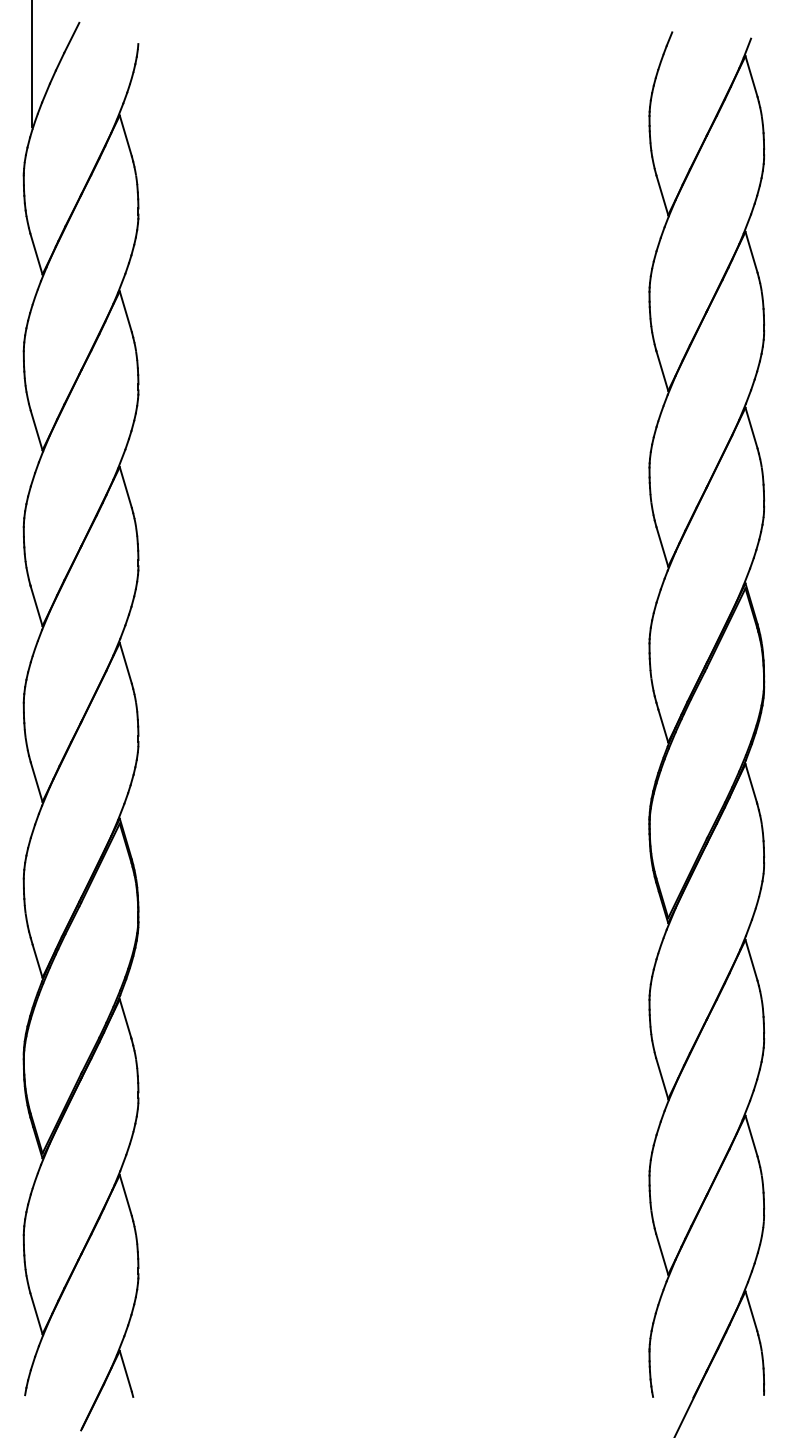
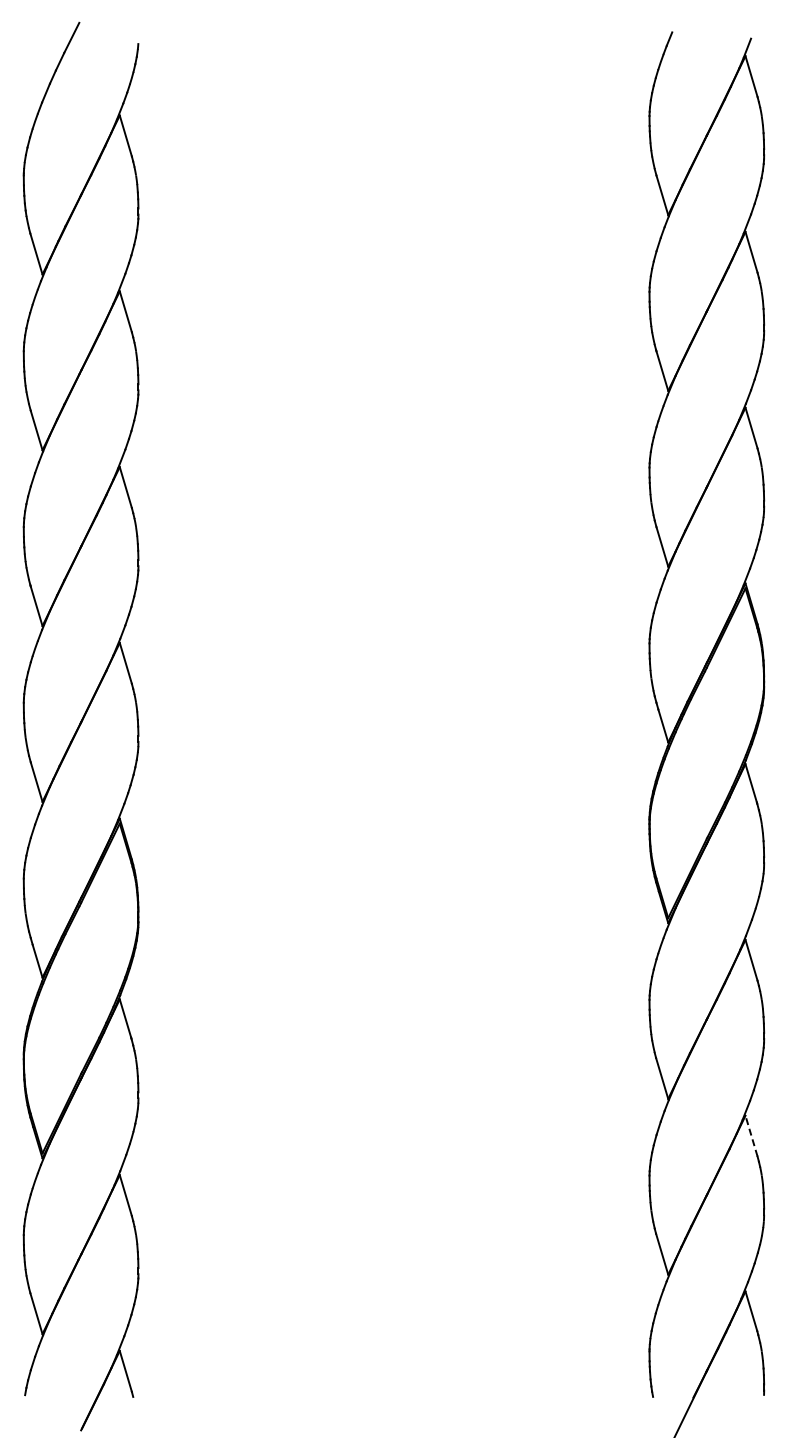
line: present -> none (32, 64)
line: solid -> dashed (751, 1135)
